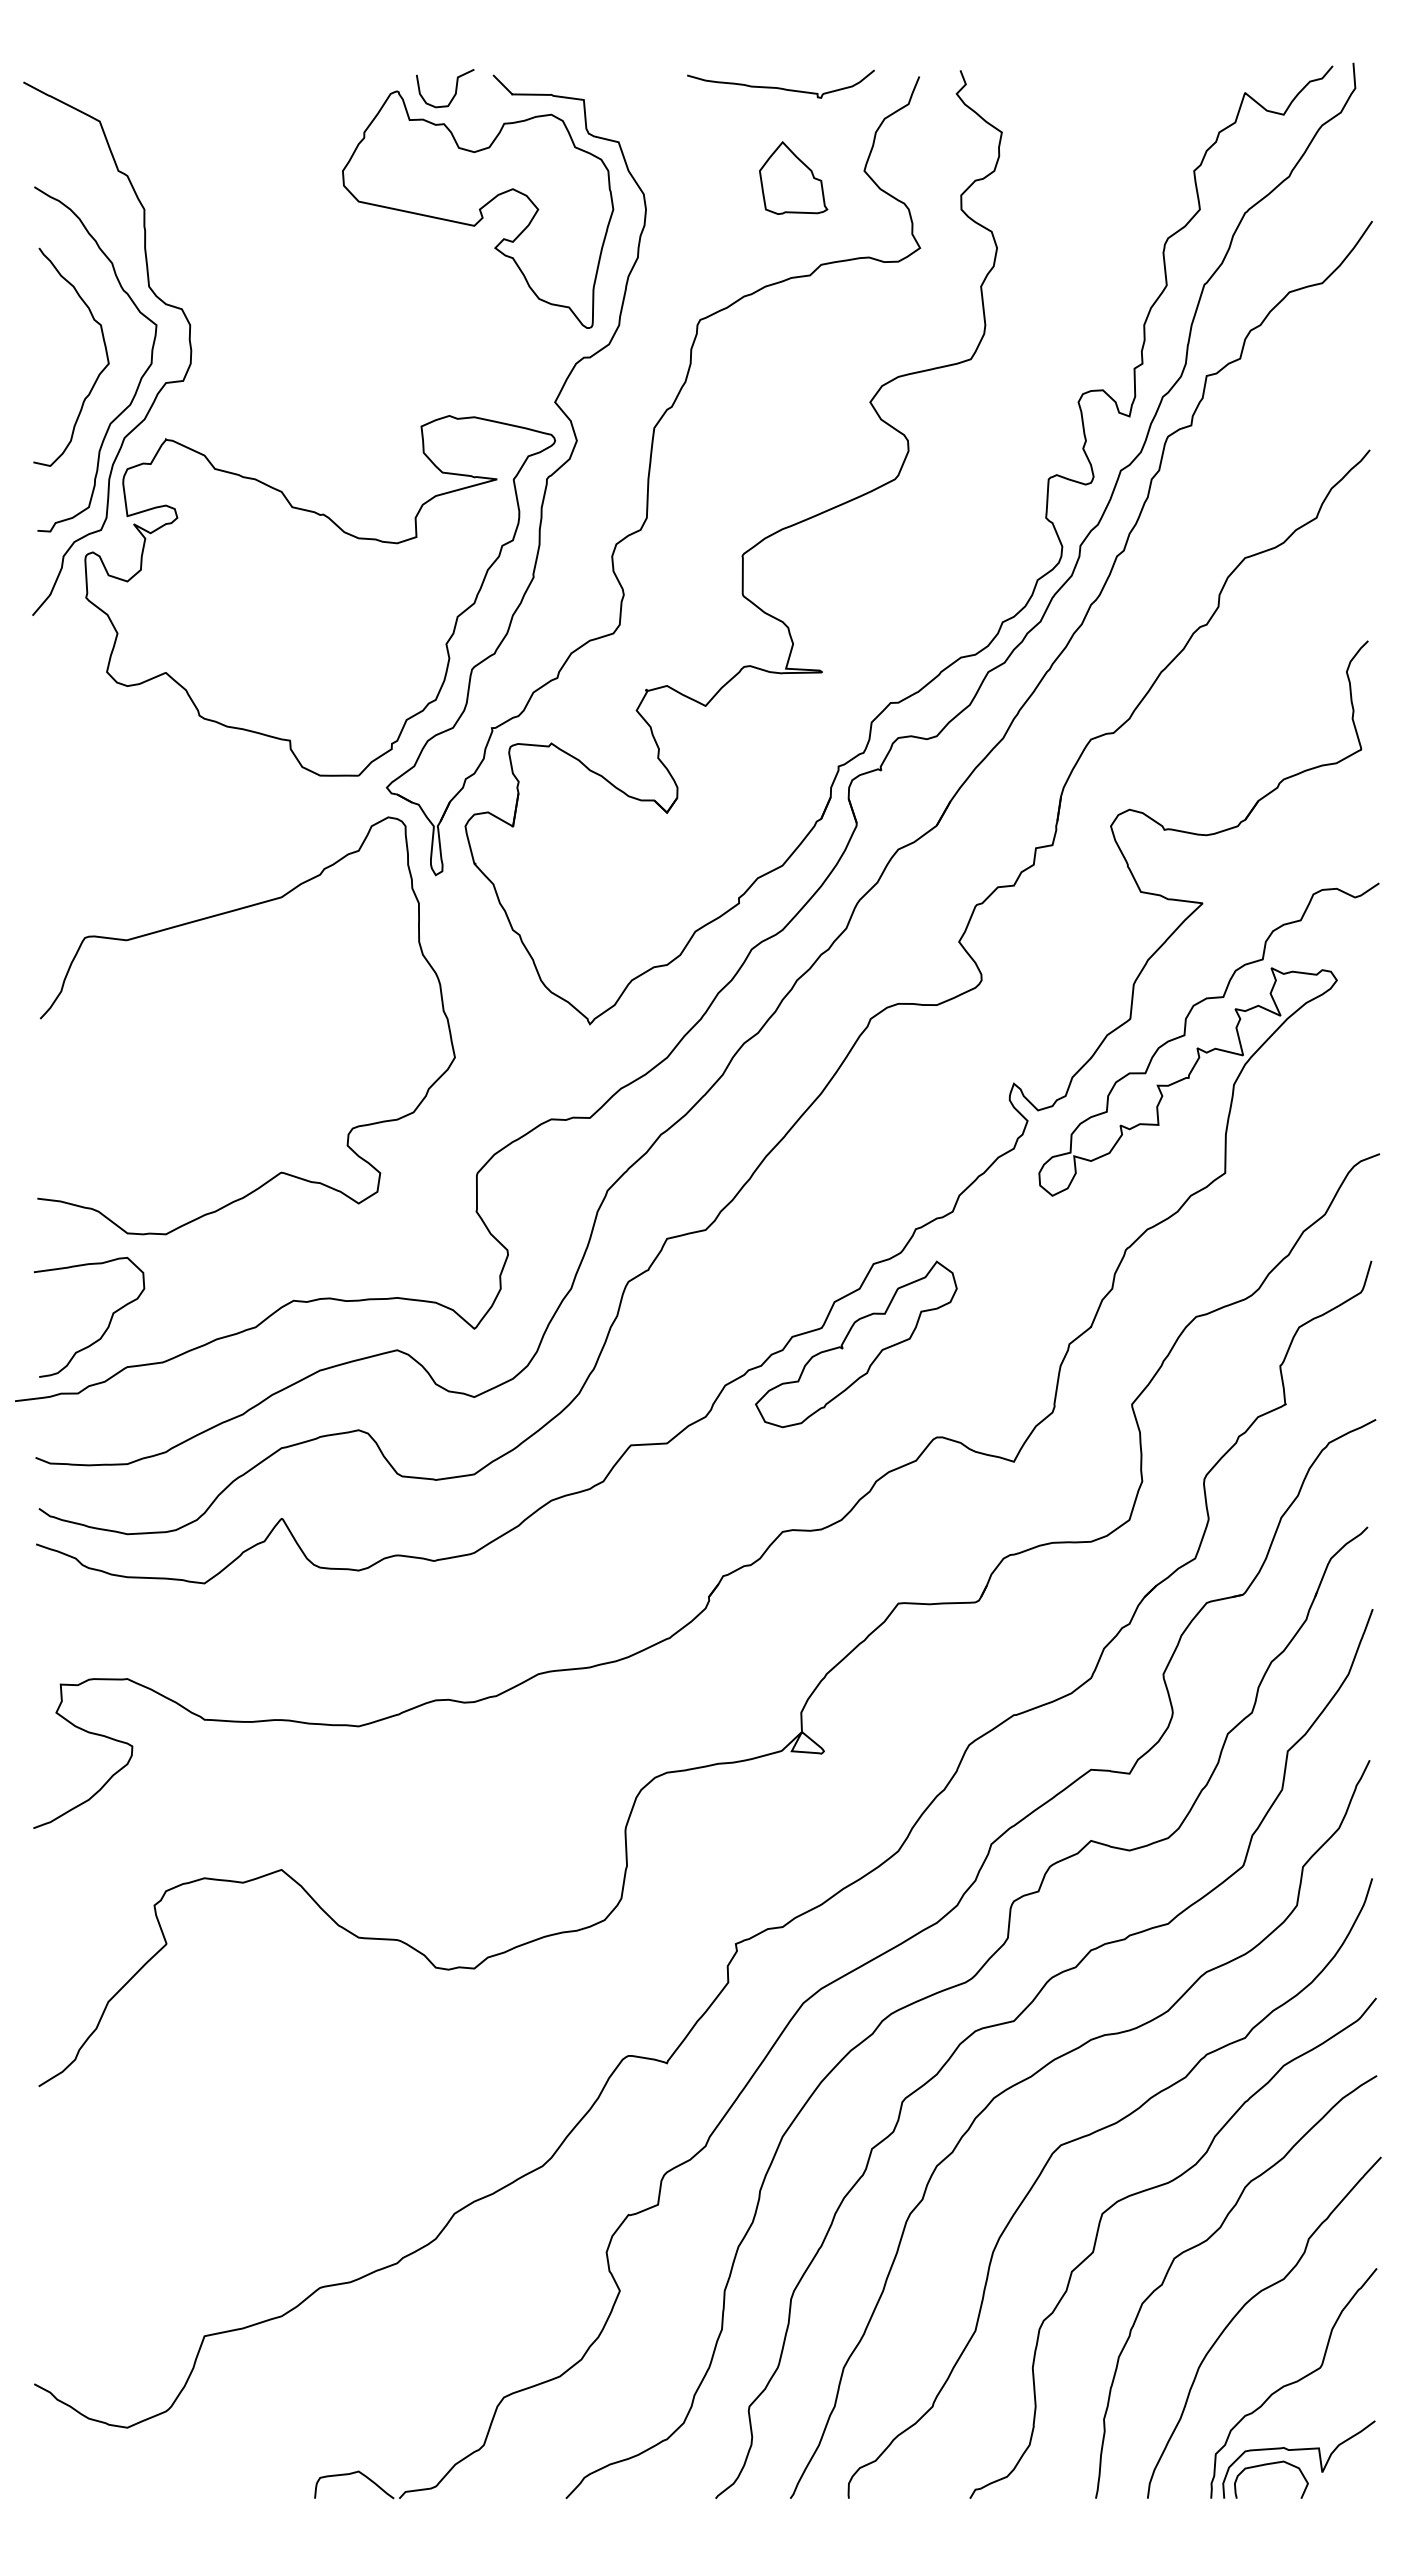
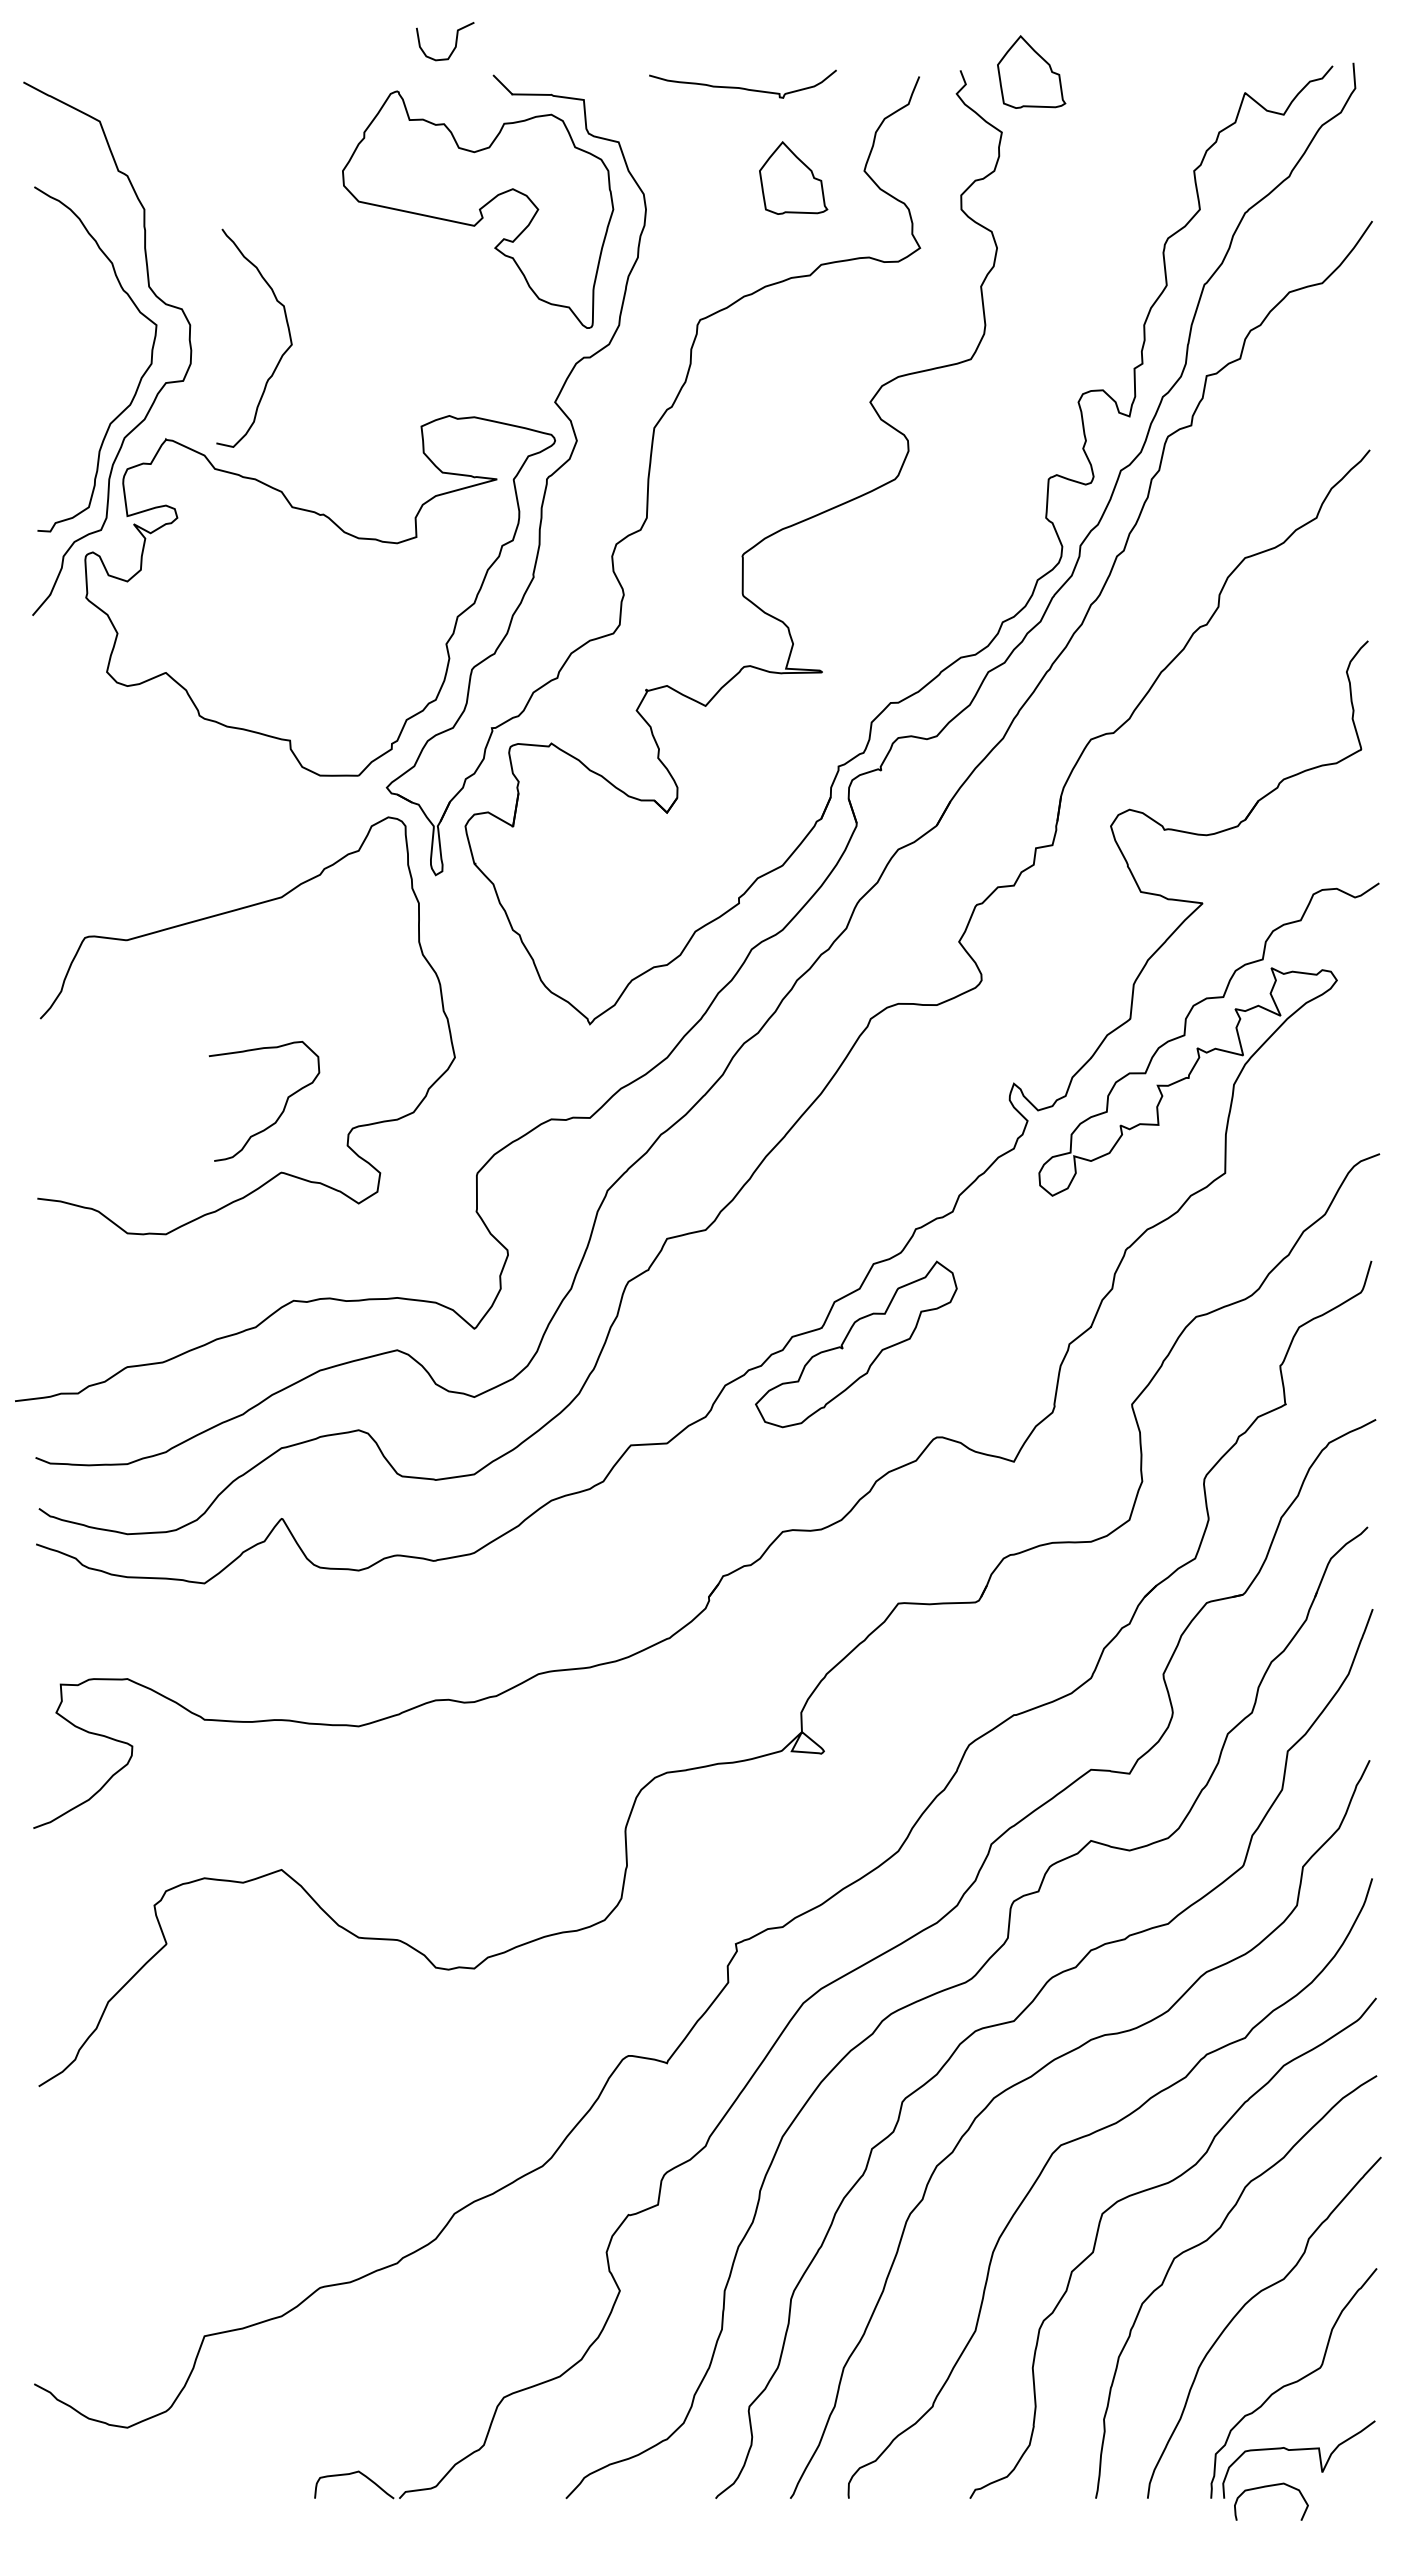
part: none -> present (1031, 71)
curve position: (780, 87) -> (742, 87) (742, 87)
curve position: (455, 88) -> (455, 41) (455, 41)
curve position: (98, 374) -> (281, 355) (281, 355)
curve position: (108, 1323) -> (283, 1107) (283, 1107)
curve position: (1267, 2465) -> (1267, 2487) (1267, 2487)
